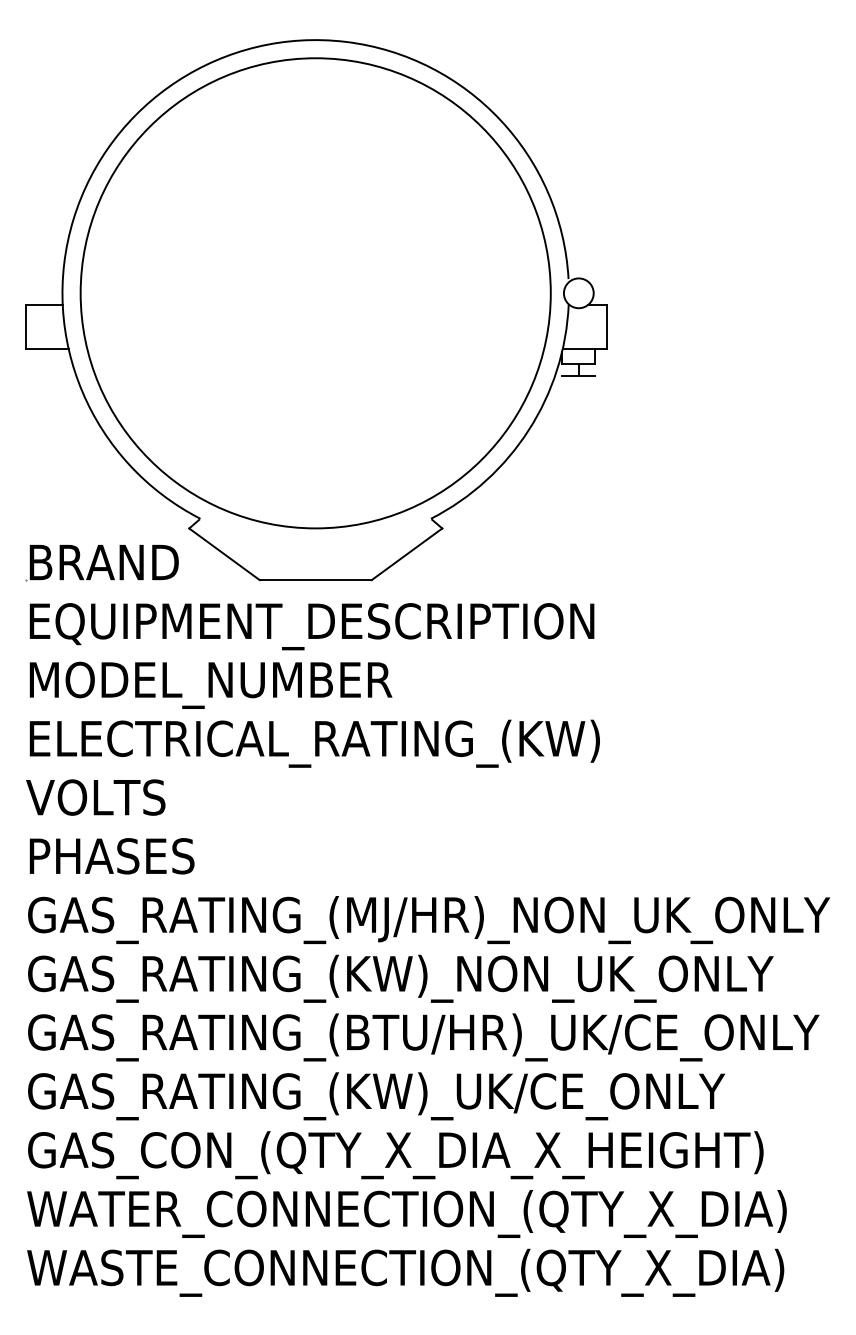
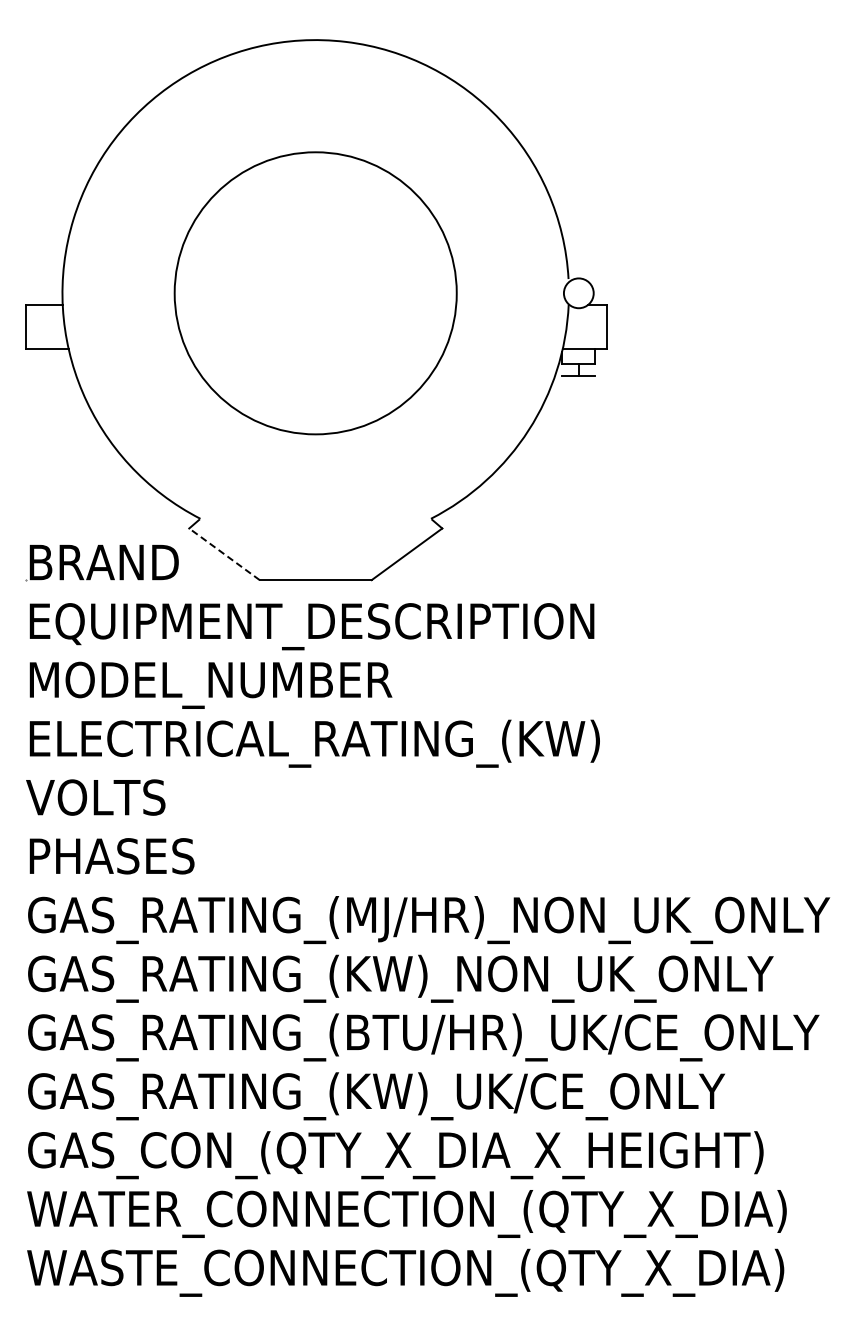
circle diameter: 470 px -> 282 px (315, 293)
line: solid -> dashed (224, 554)
